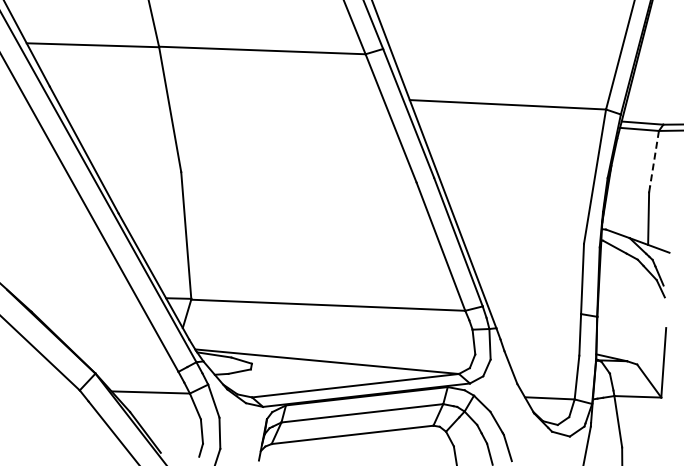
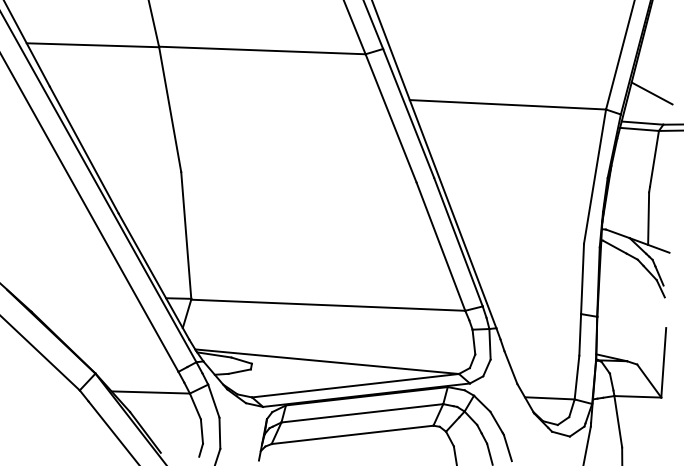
line: none -> present (651, 93)
line: dashed -> solid (654, 159)
